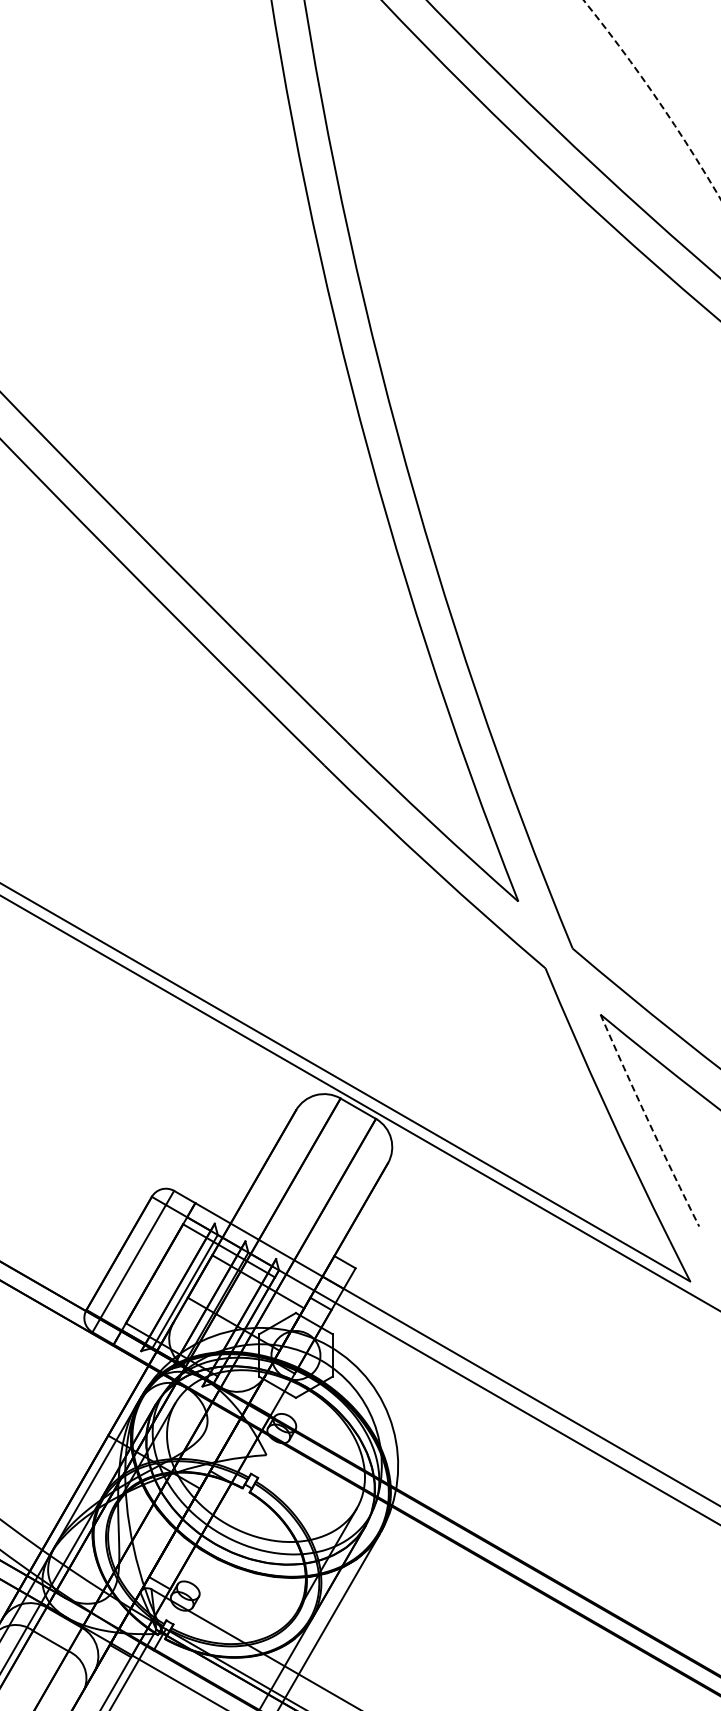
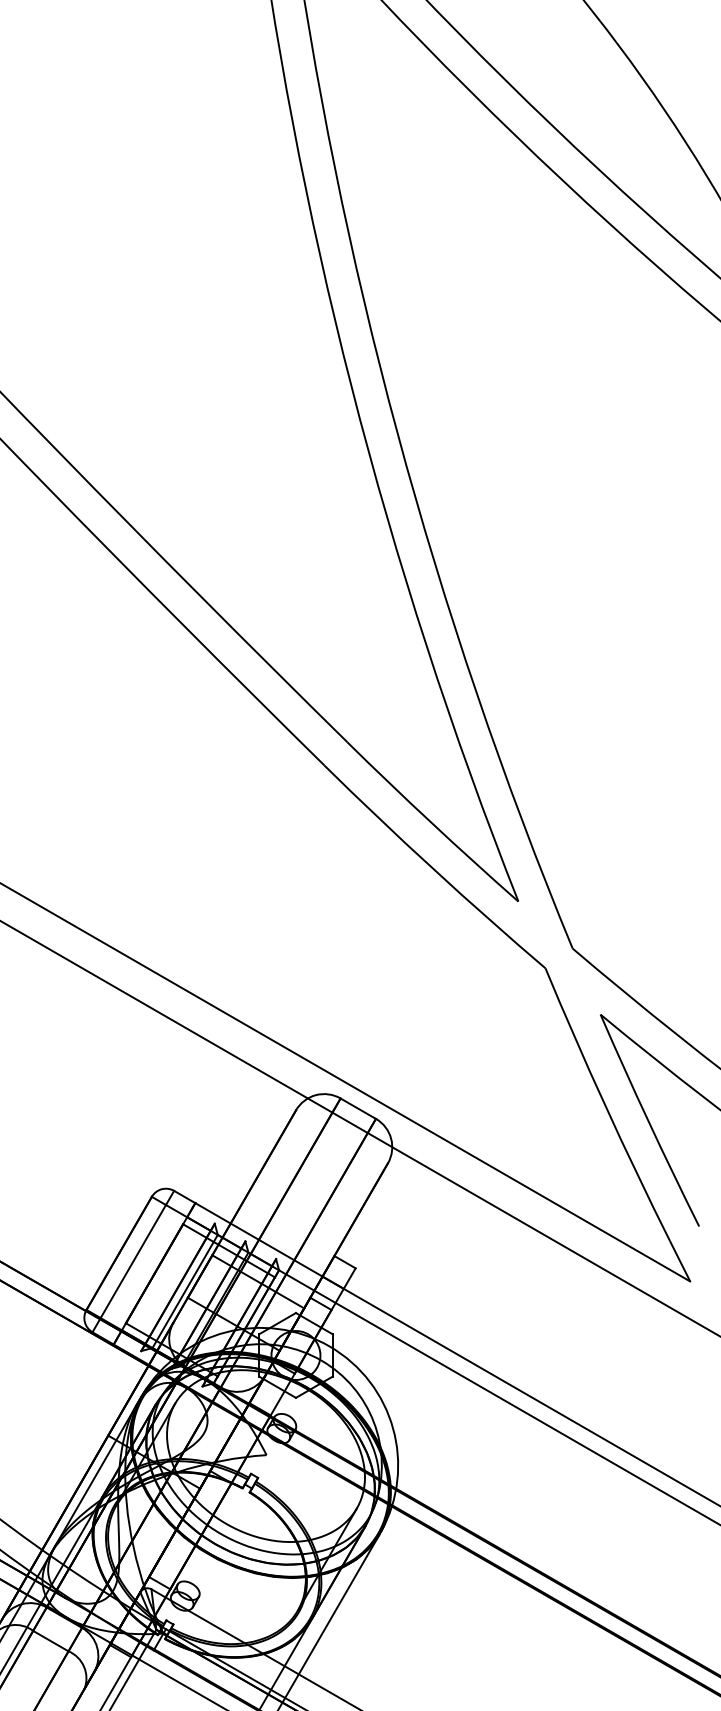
circle: dashed -> solid (651, 99)
line position: (359, 1102) -> (359, 1128) (359, 1128)
arc: dashed -> solid (648, 1121)
